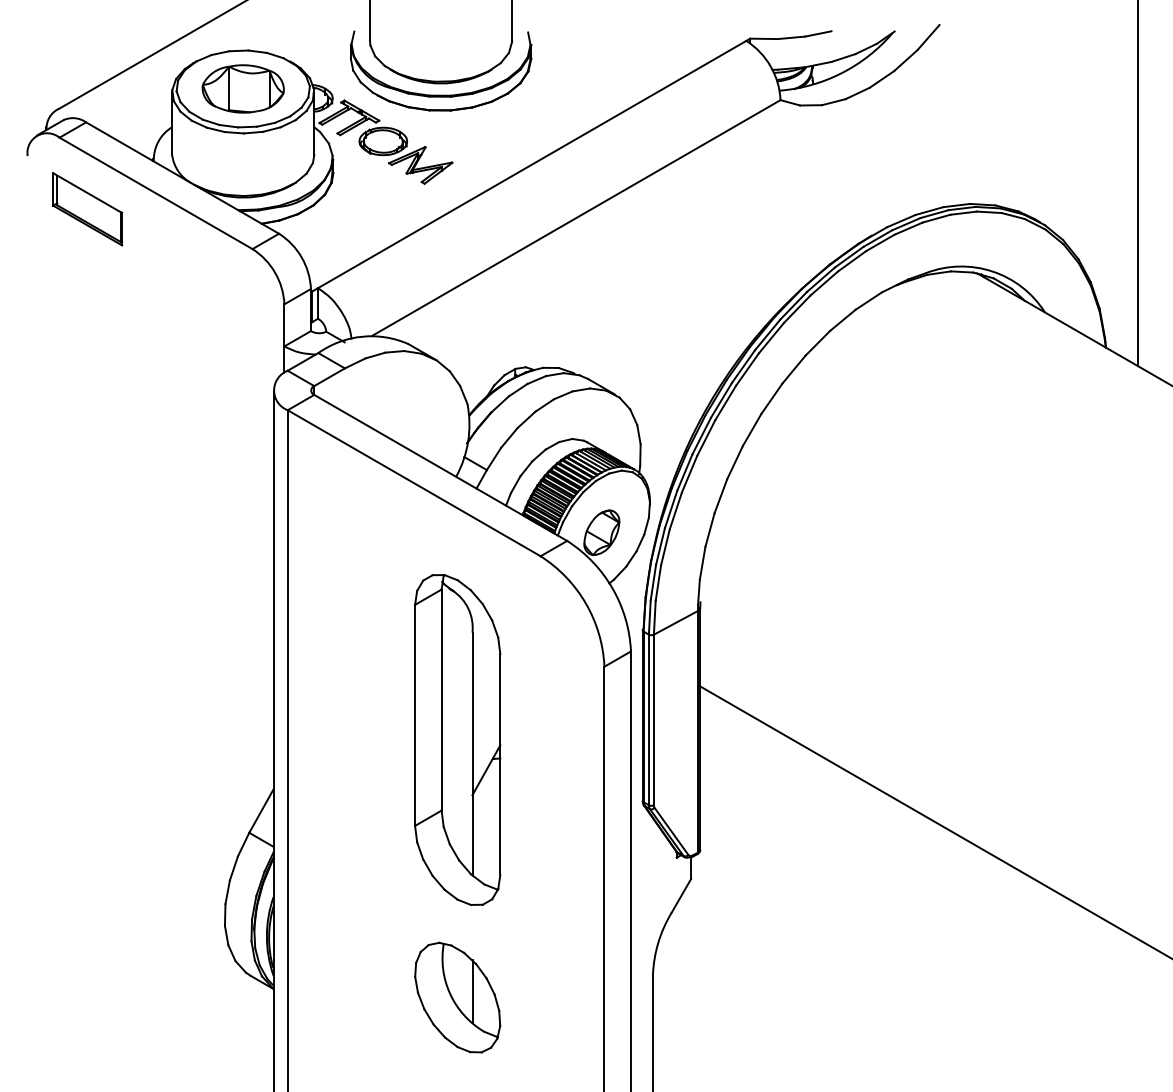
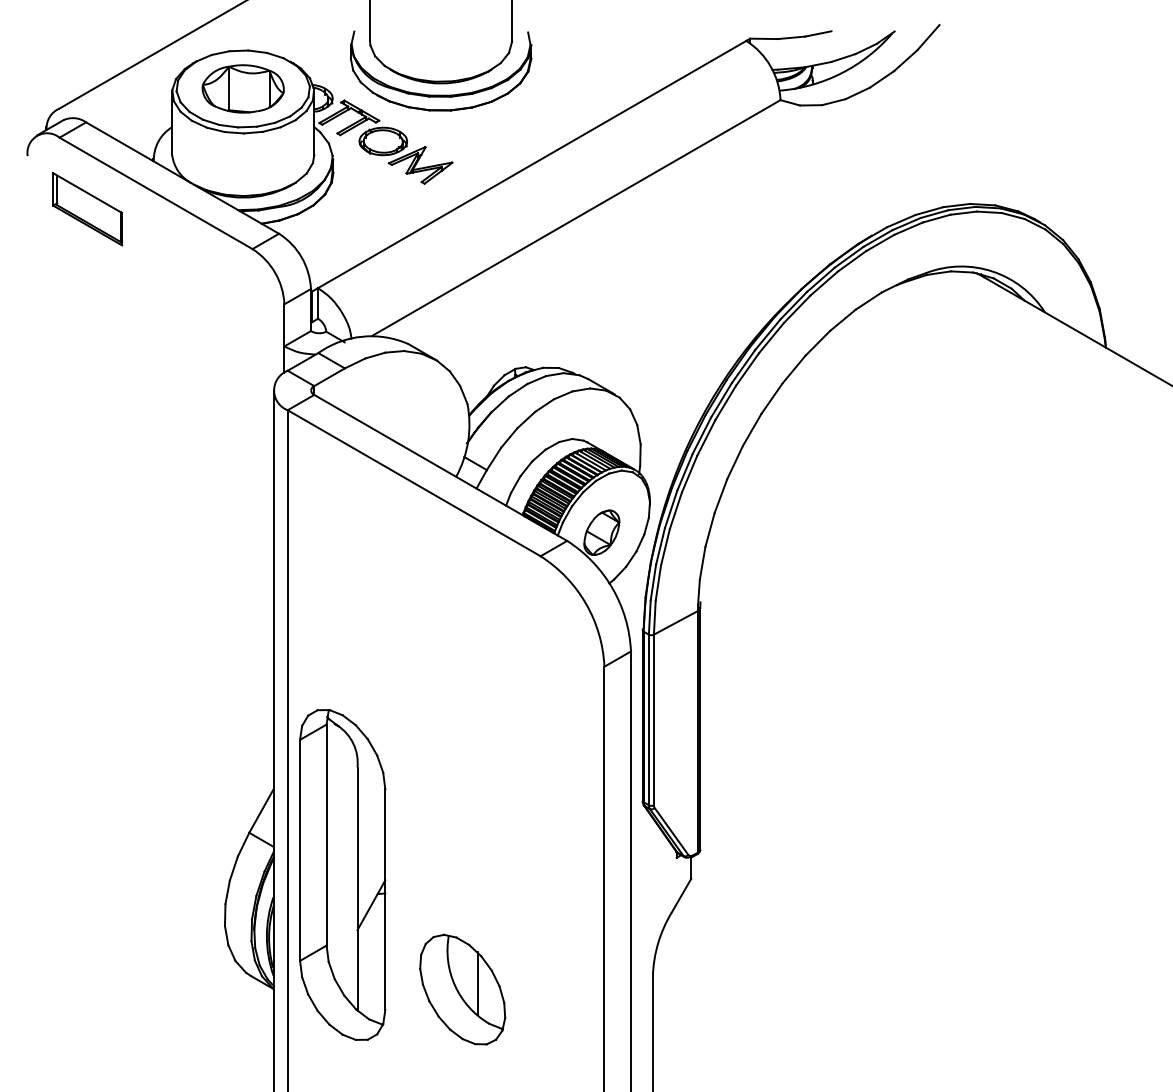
line: present -> none (1137, 184)
part position: (457, 739) -> (342, 874) (342, 874)
line: present -> none (934, 821)
part position: (457, 997) -> (462, 989) (462, 989)
